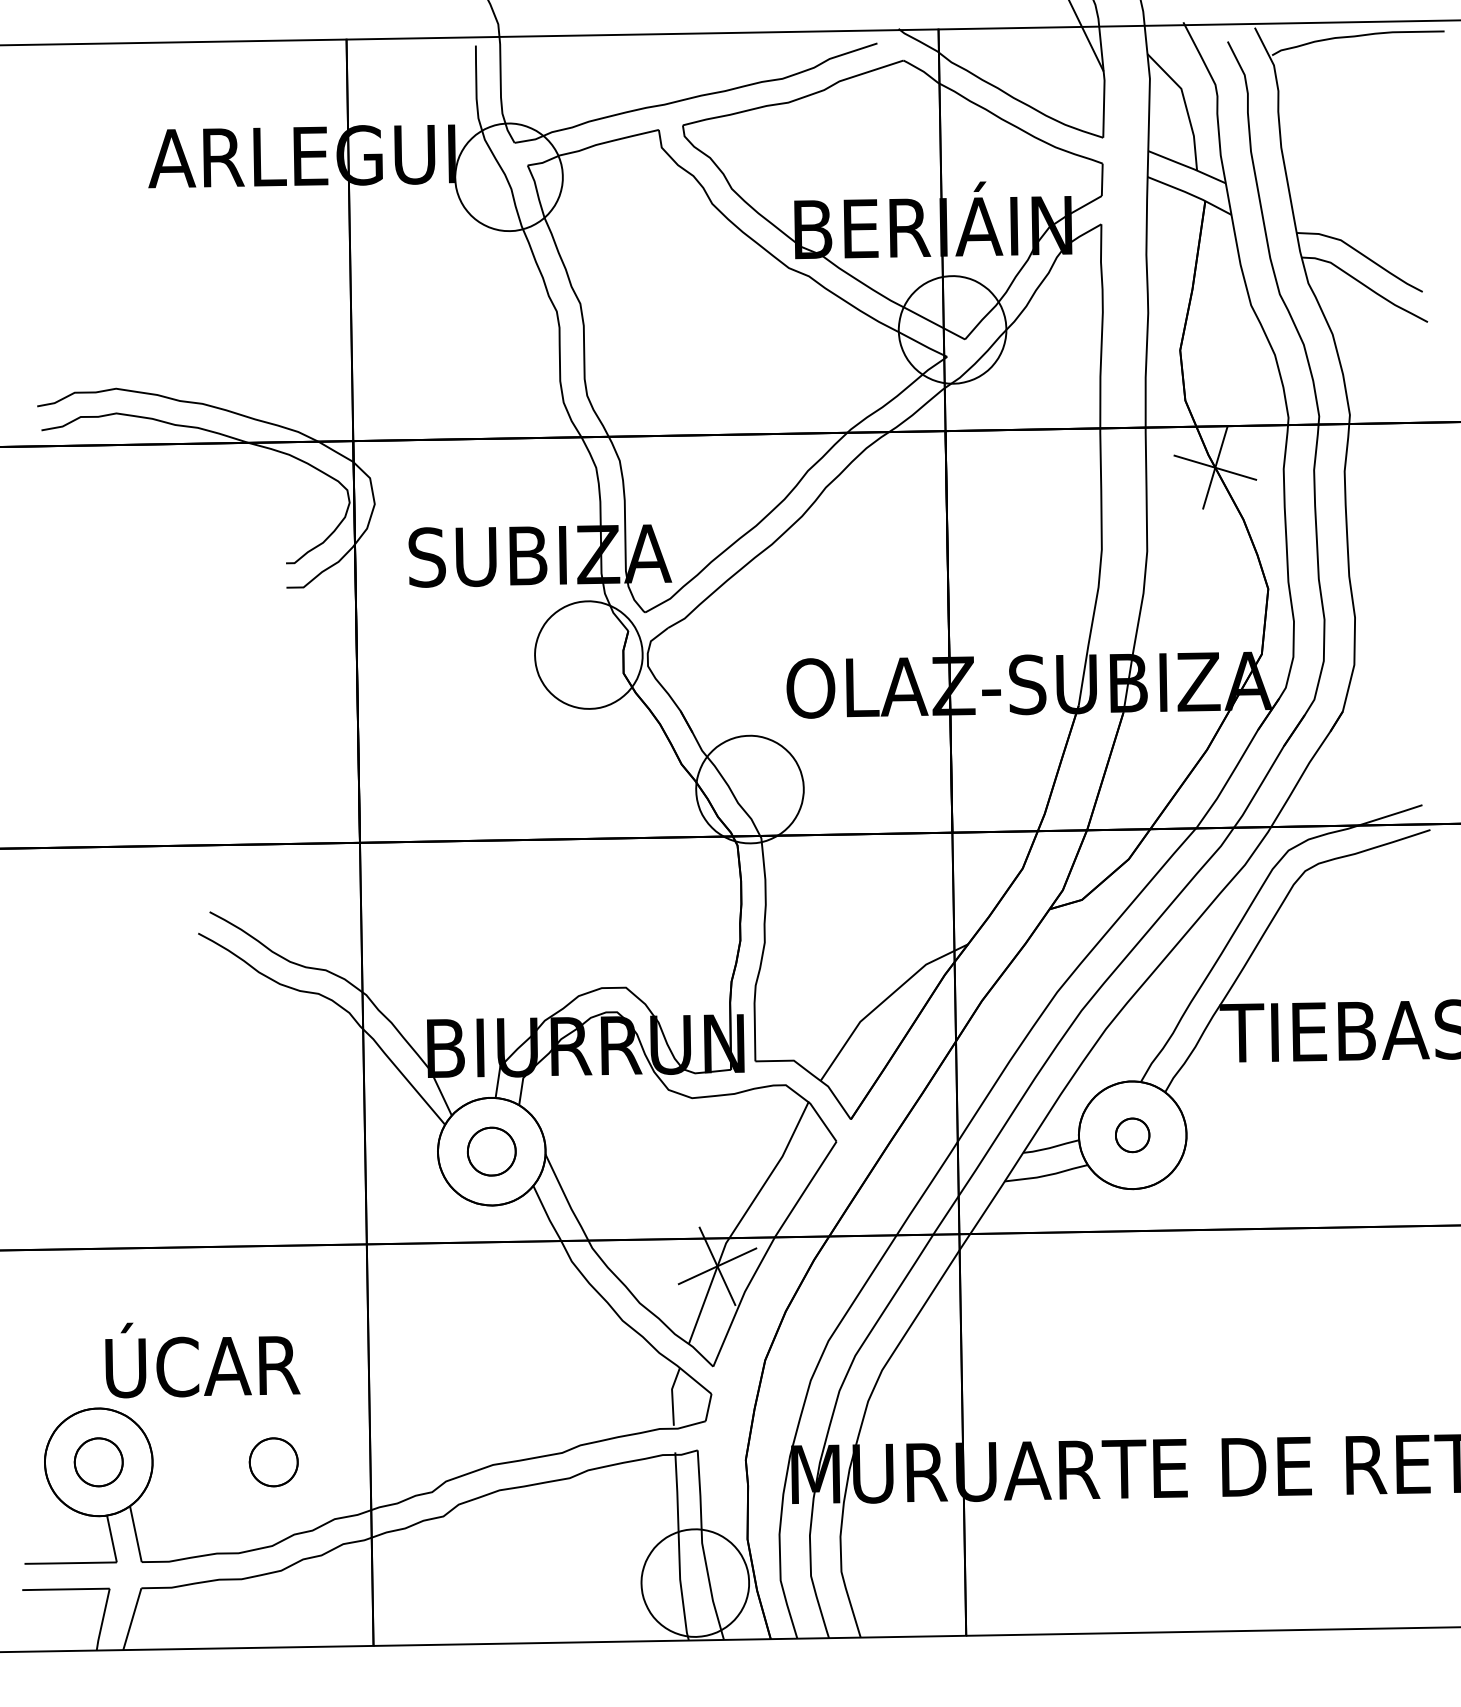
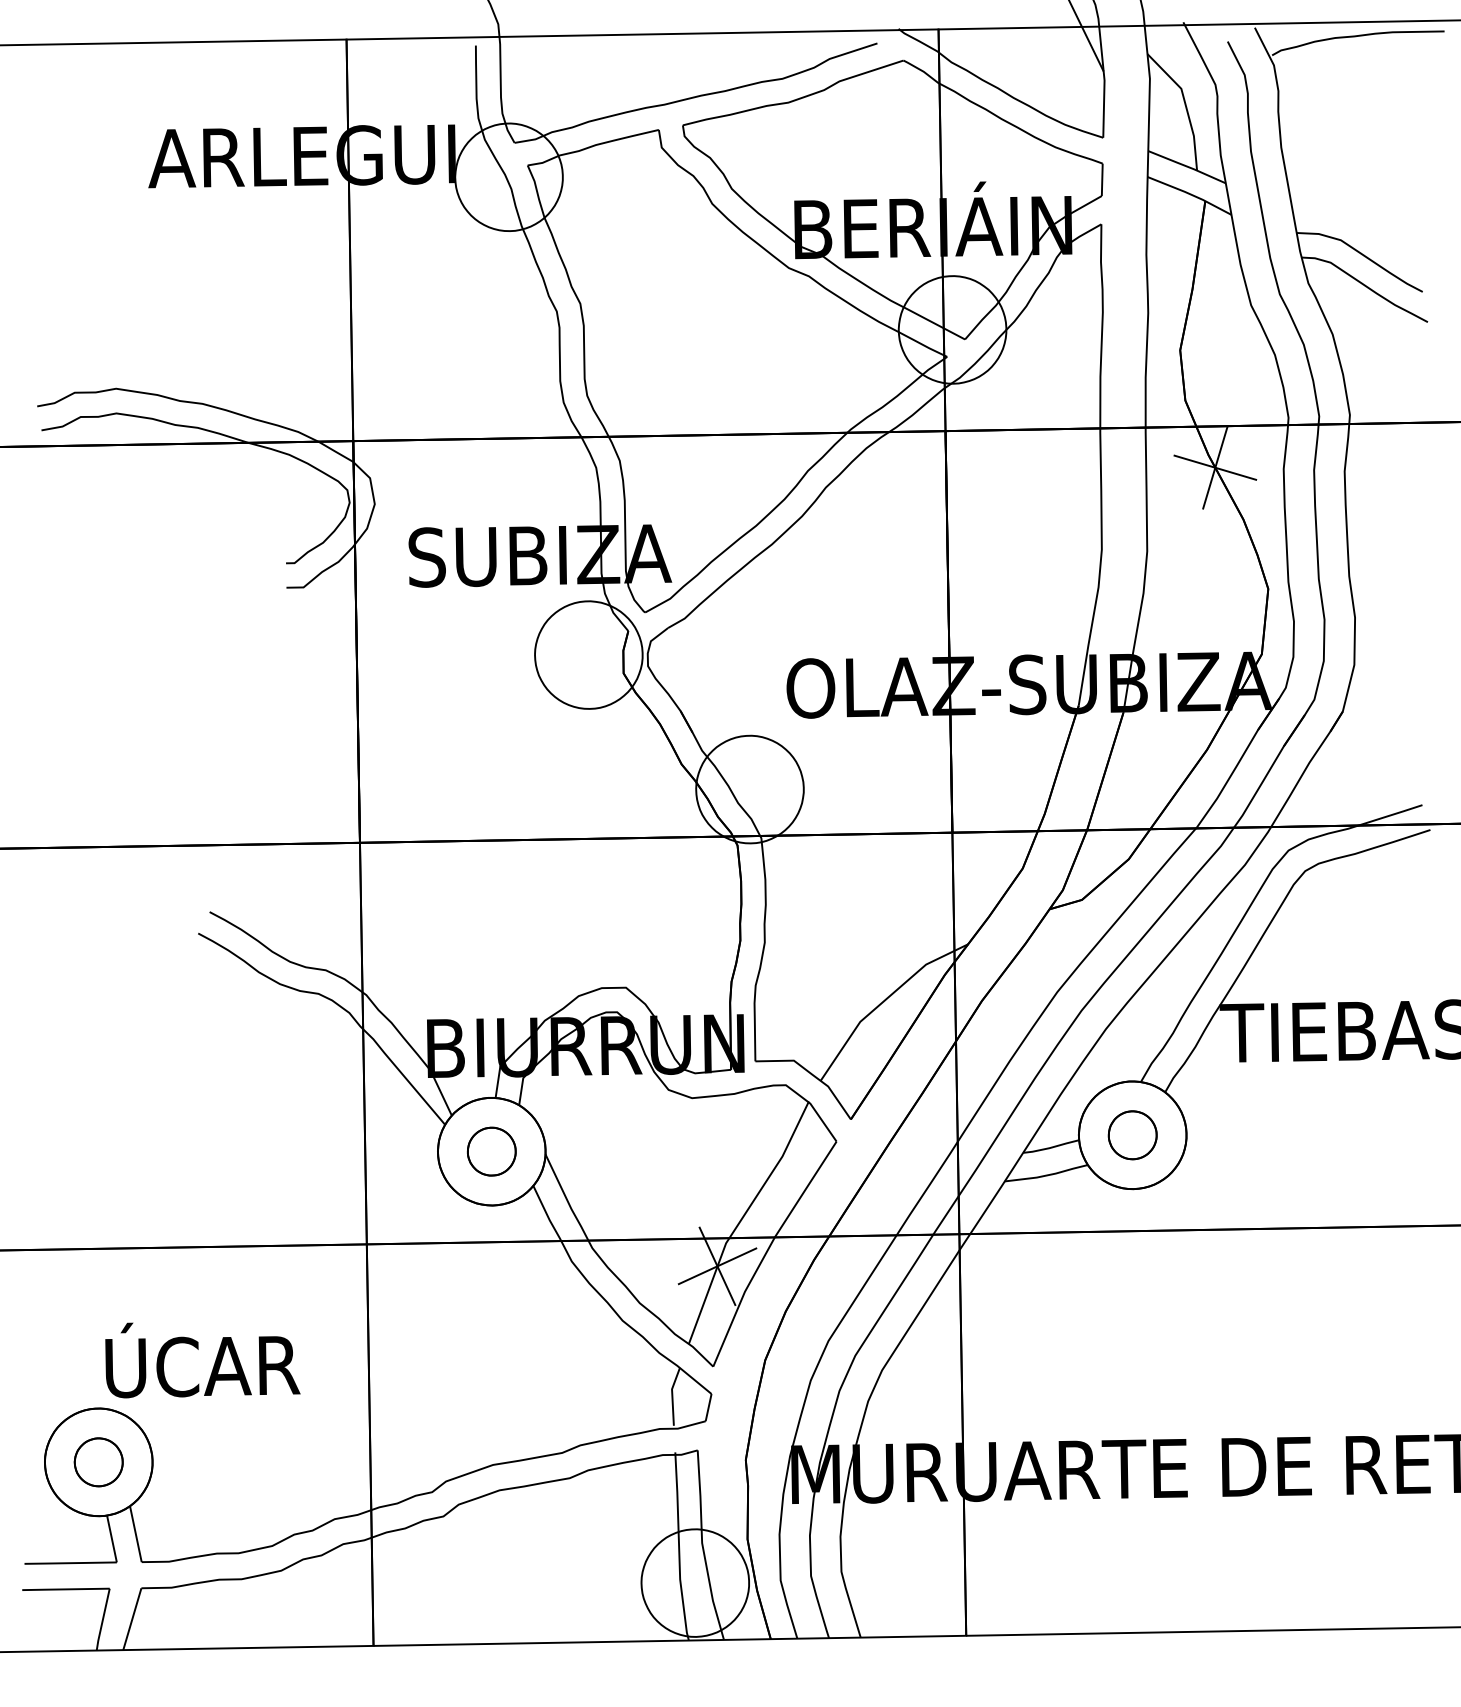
part size: 36x37 px -> 51x51 px (1132, 1135)
part: present -> none (273, 1462)
